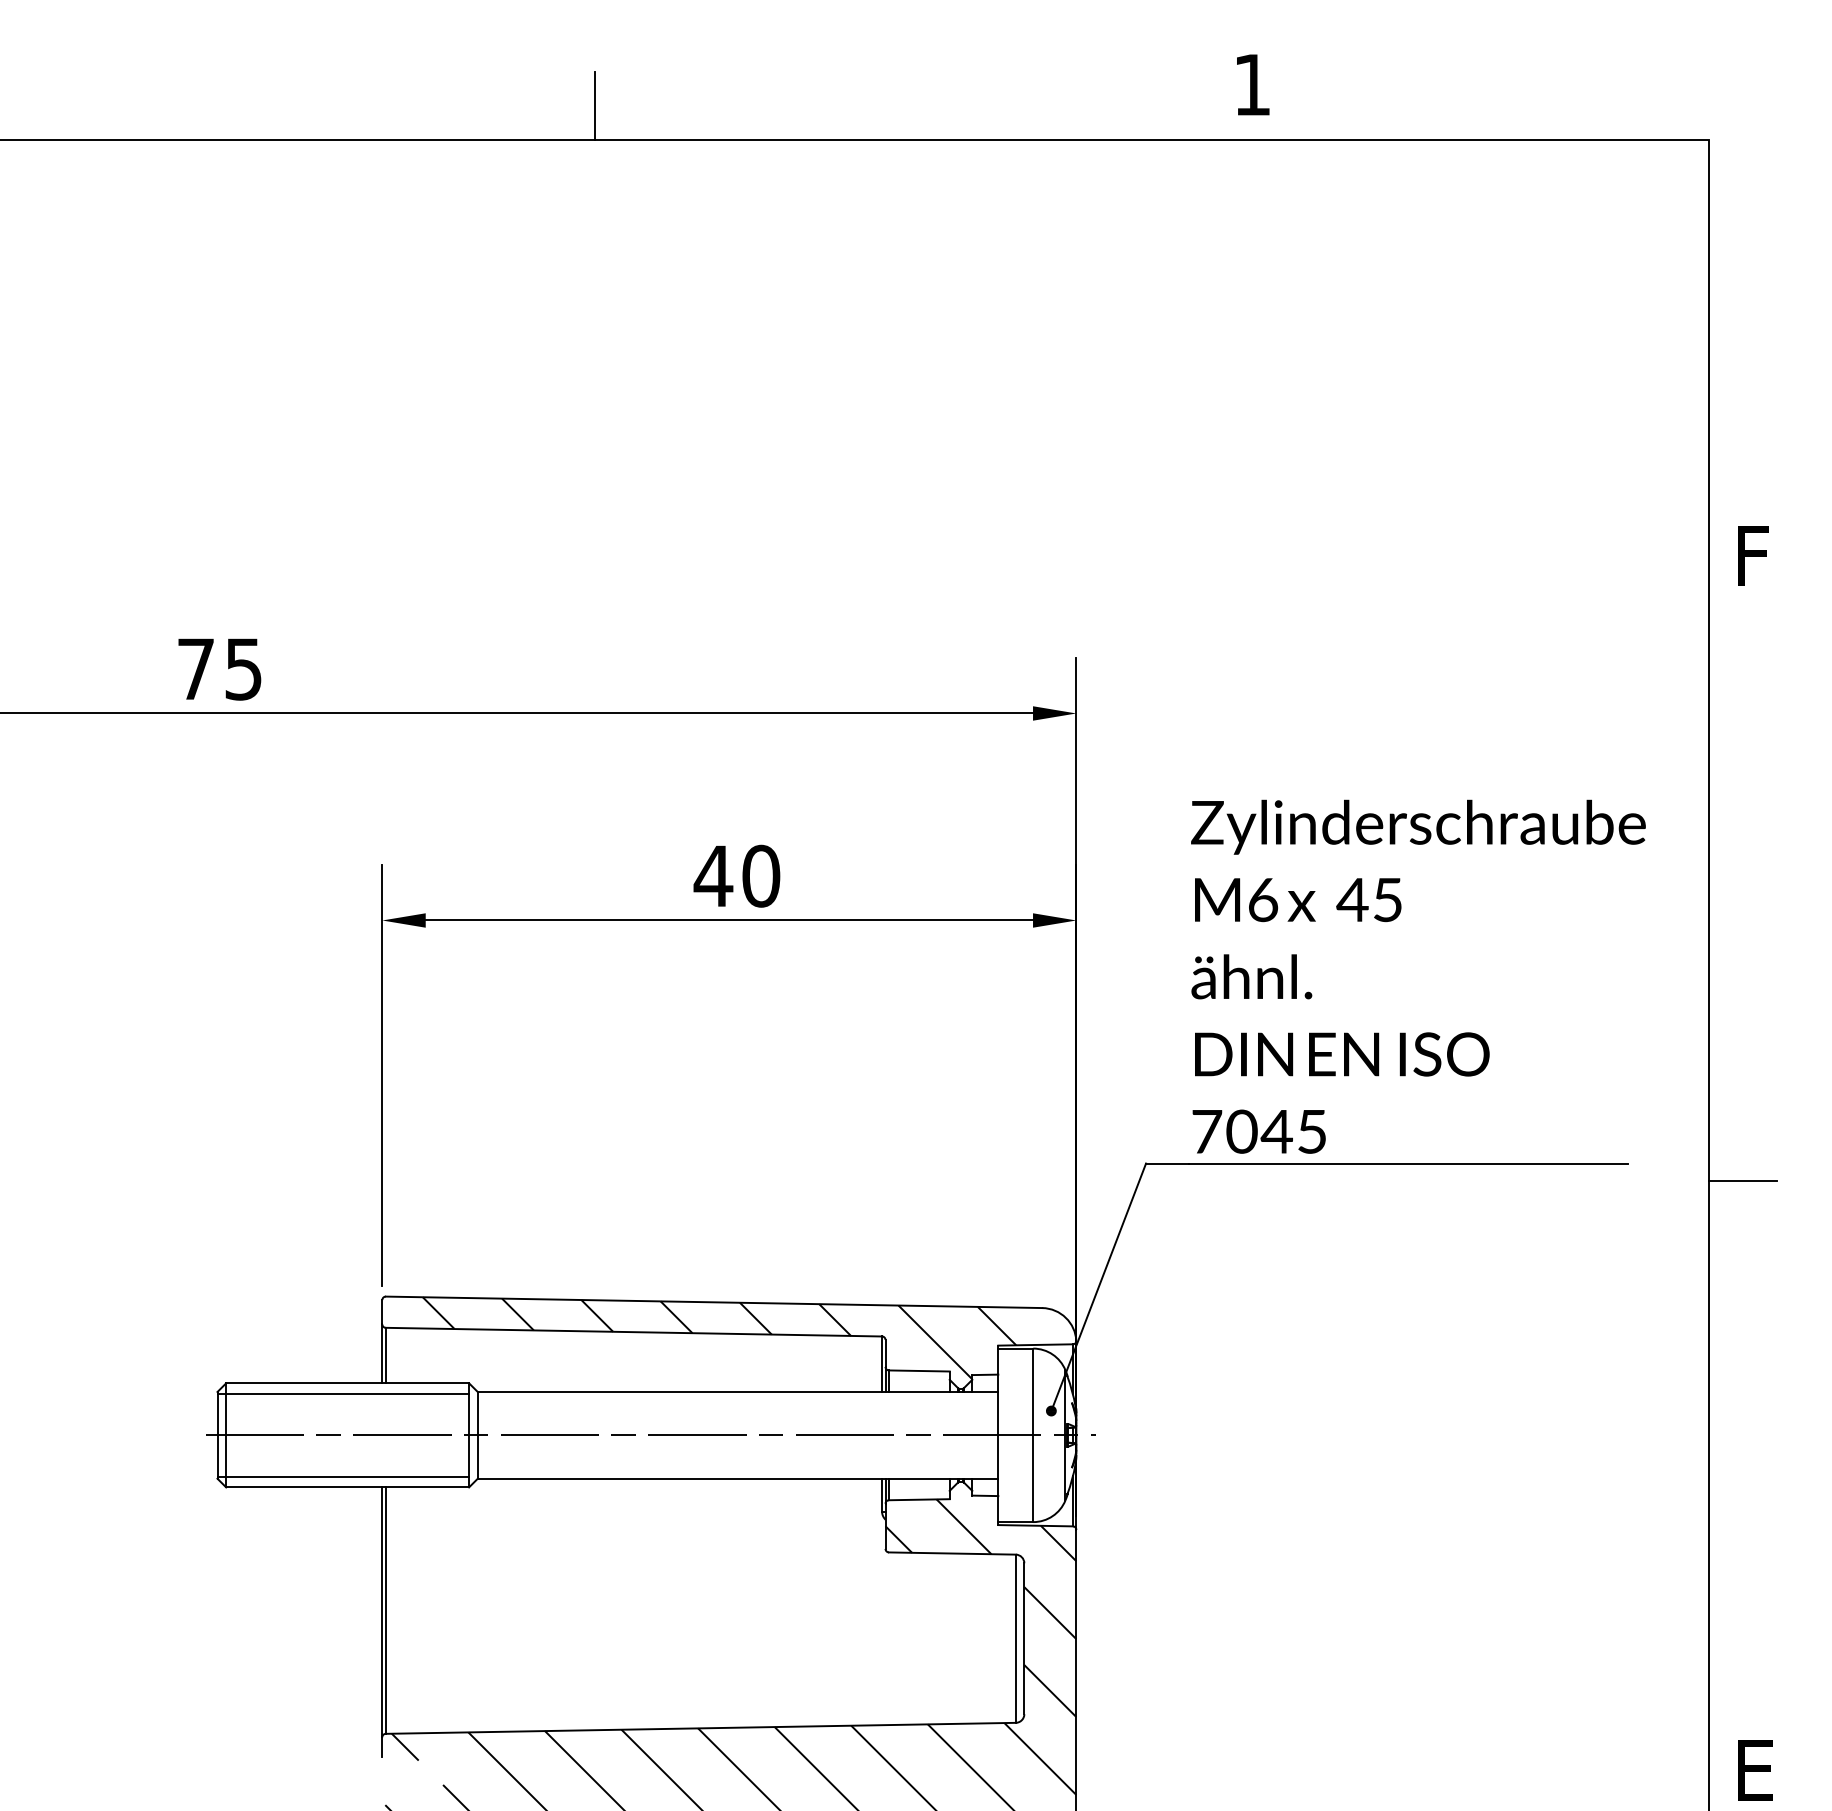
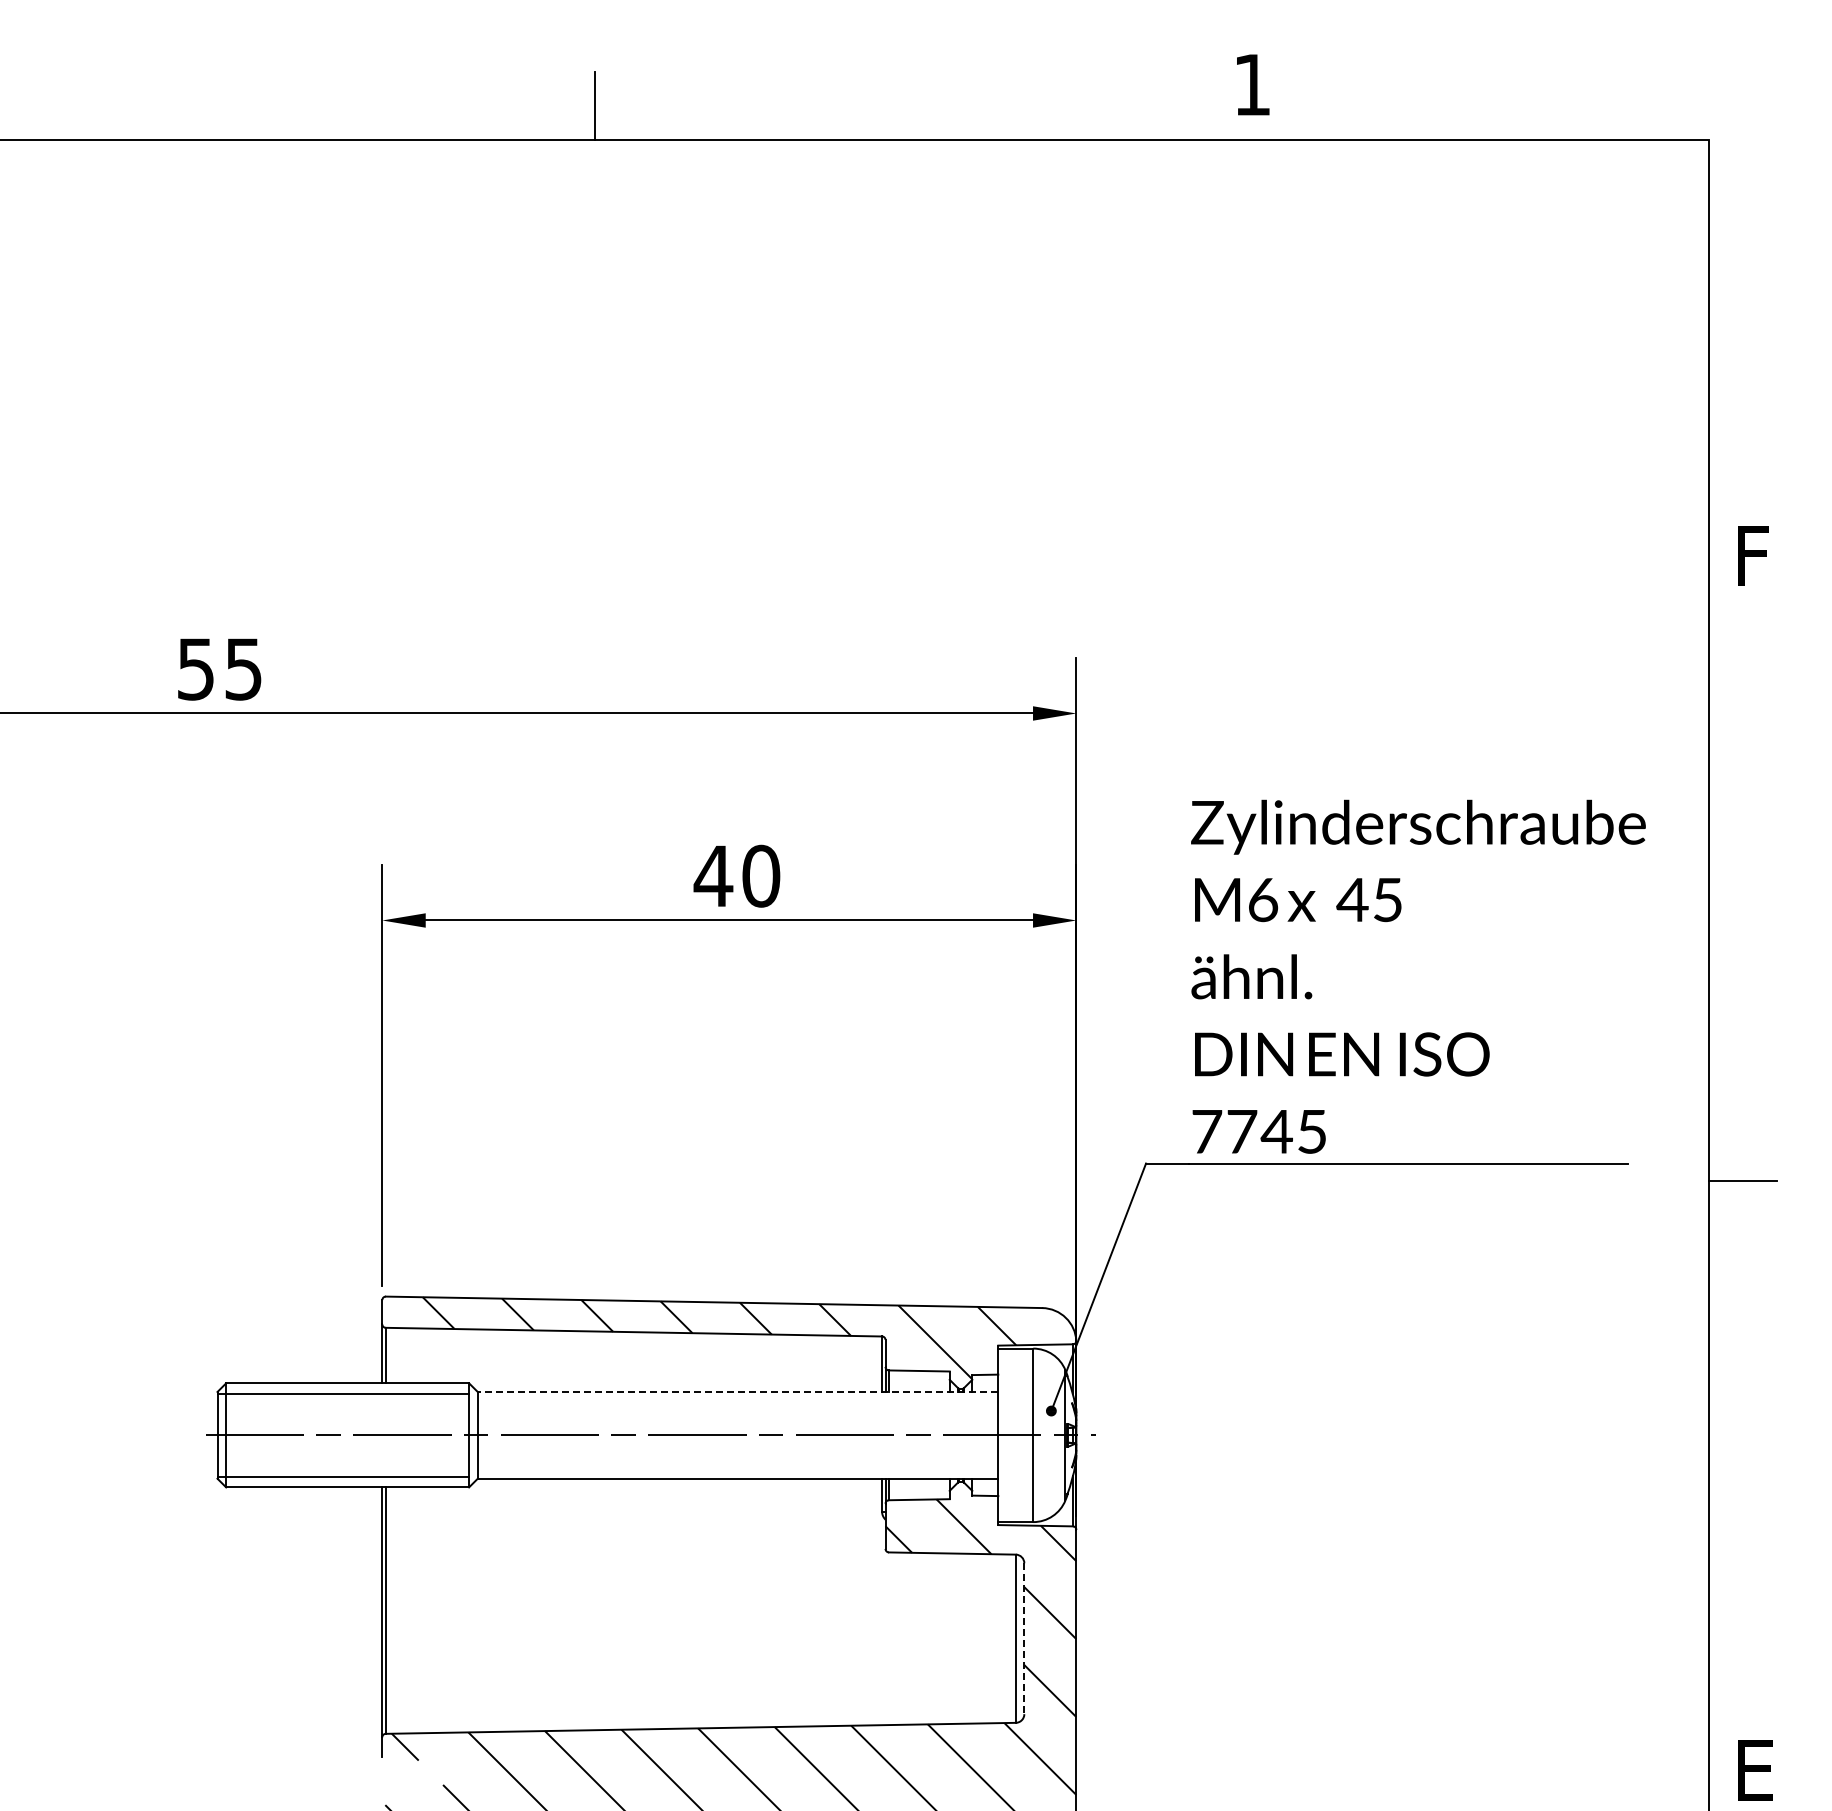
text: 75 -> 55 (195, 669)
text: 7045 -> 7745 (1241, 1131)
line: solid -> dashed (737, 1391)
line: solid -> dashed (1024, 1639)
